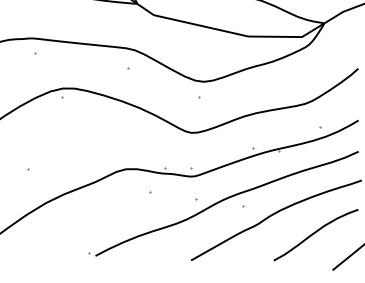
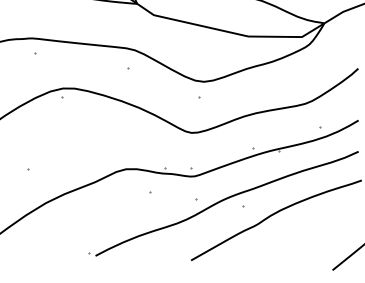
curve: present -> none (314, 234)
